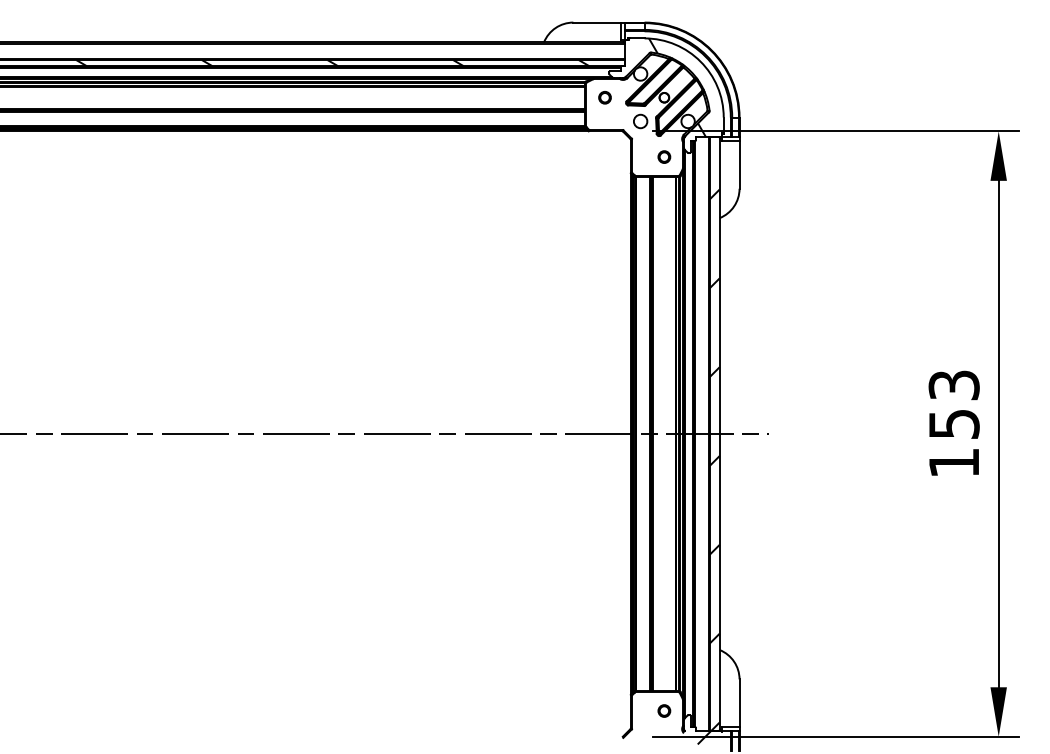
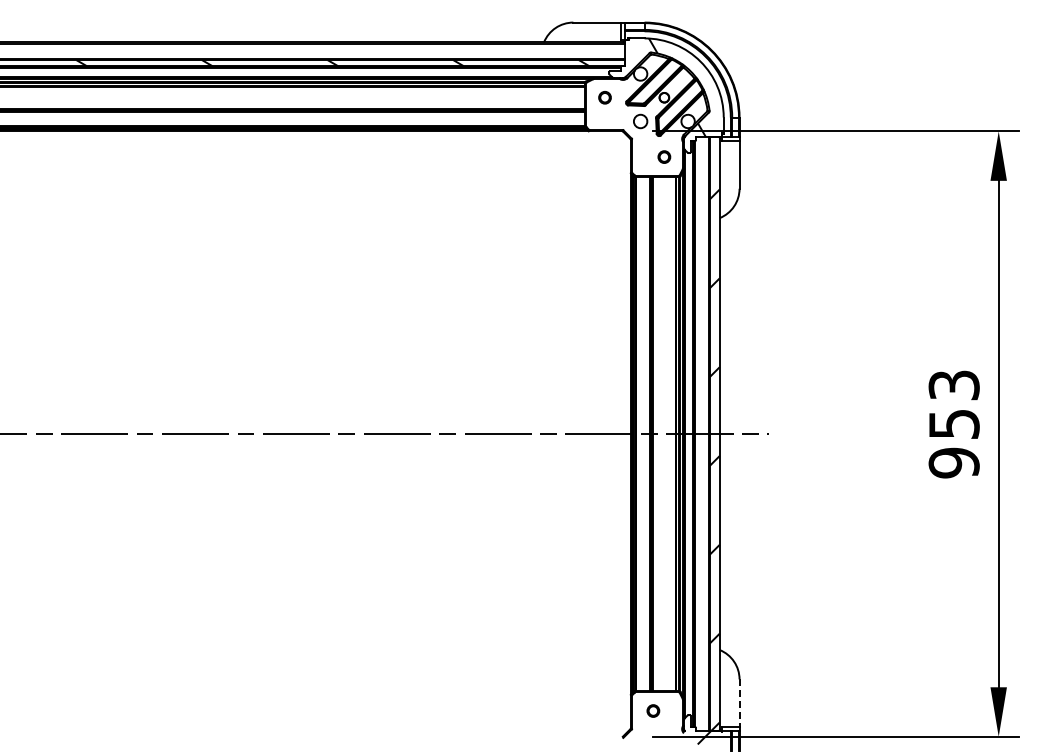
text: 153 -> 953 (953, 462)
line: solid -> dashed (739, 703)
part position: (664, 710) -> (653, 710) (653, 710)
